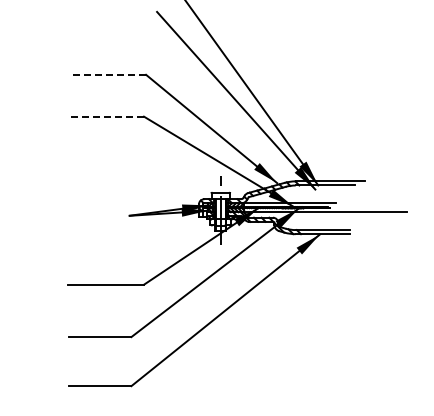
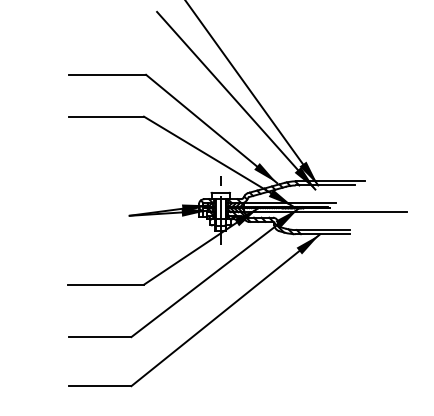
line: dashed -> solid (107, 74)
line: dashed -> solid (106, 116)
